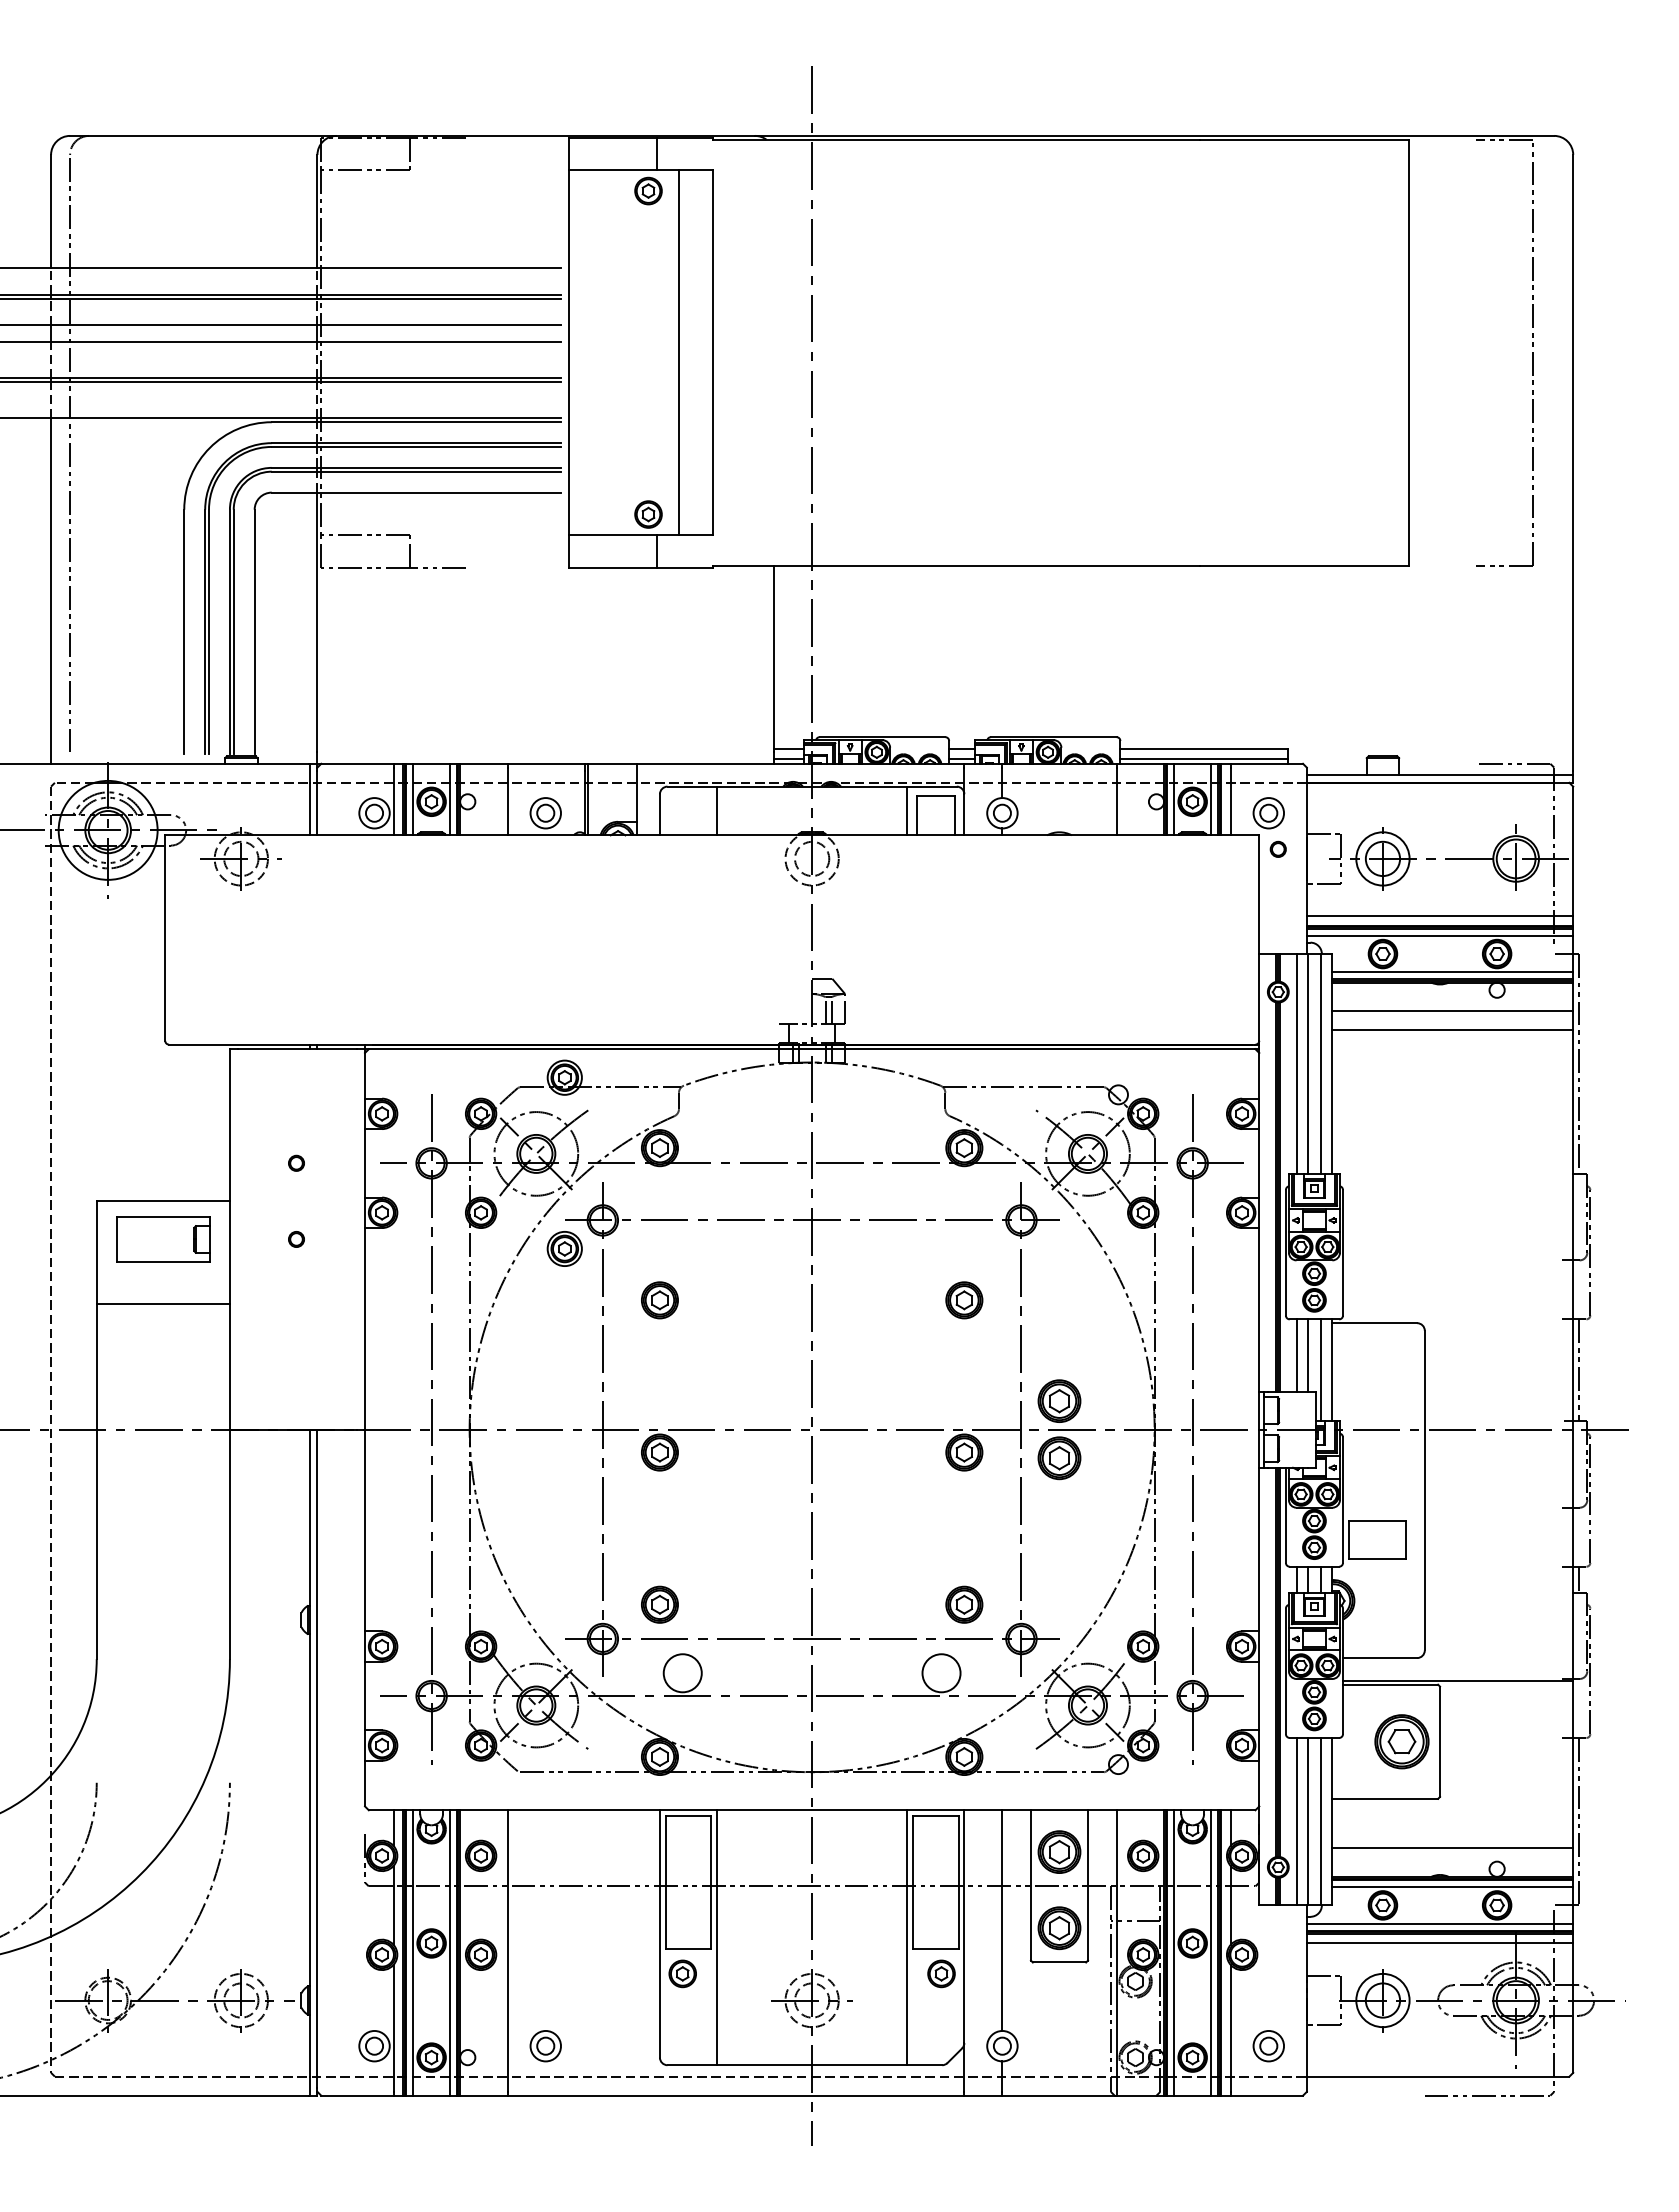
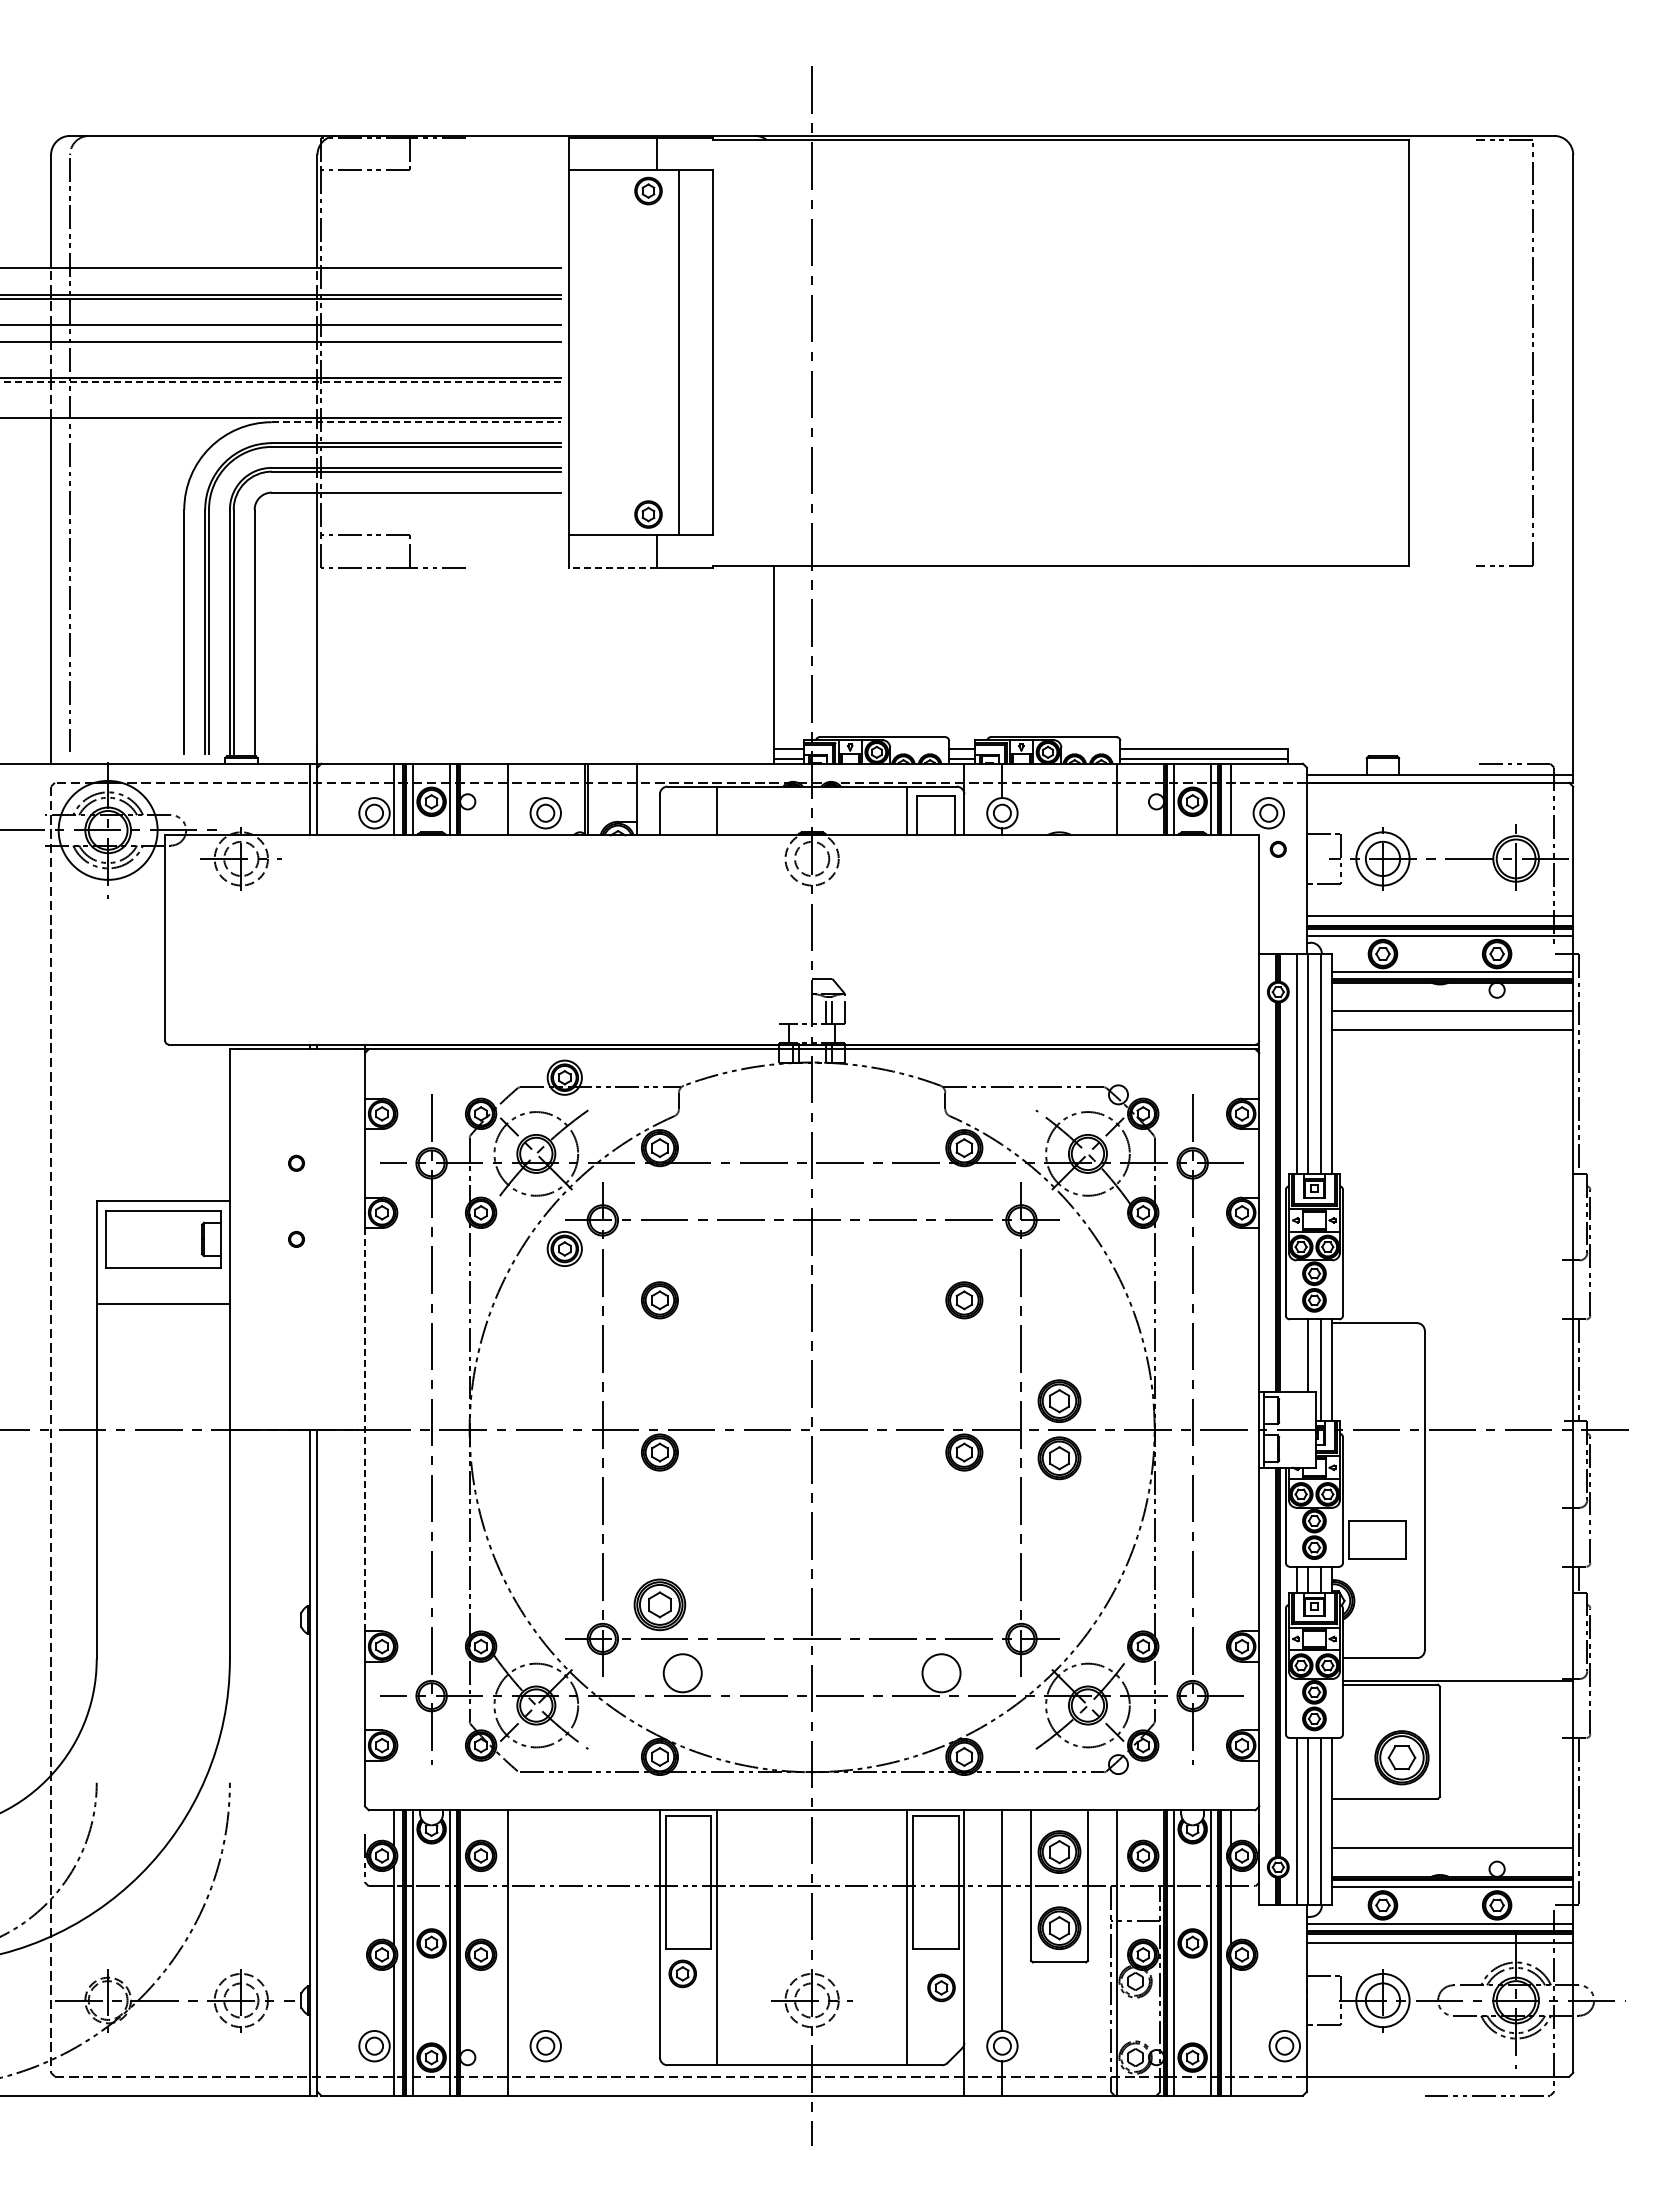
line: solid -> dashed (280, 382)
line: solid -> dashed (416, 422)
line: solid -> dashed (612, 567)
part size: 95x47 px -> 117x59 px (163, 1239)
line: present -> none (1297, 1355)
line: solid -> dashed (365, 1429)
part size: 38x39 px -> 54x54 px (659, 1604)
part: present -> none (964, 1604)
part position: (1401, 1741) -> (1401, 1757) (1401, 1757)
part position: (941, 1973) -> (941, 1987) (941, 1987)
part position: (1268, 2046) -> (1284, 2046) (1284, 2046)
